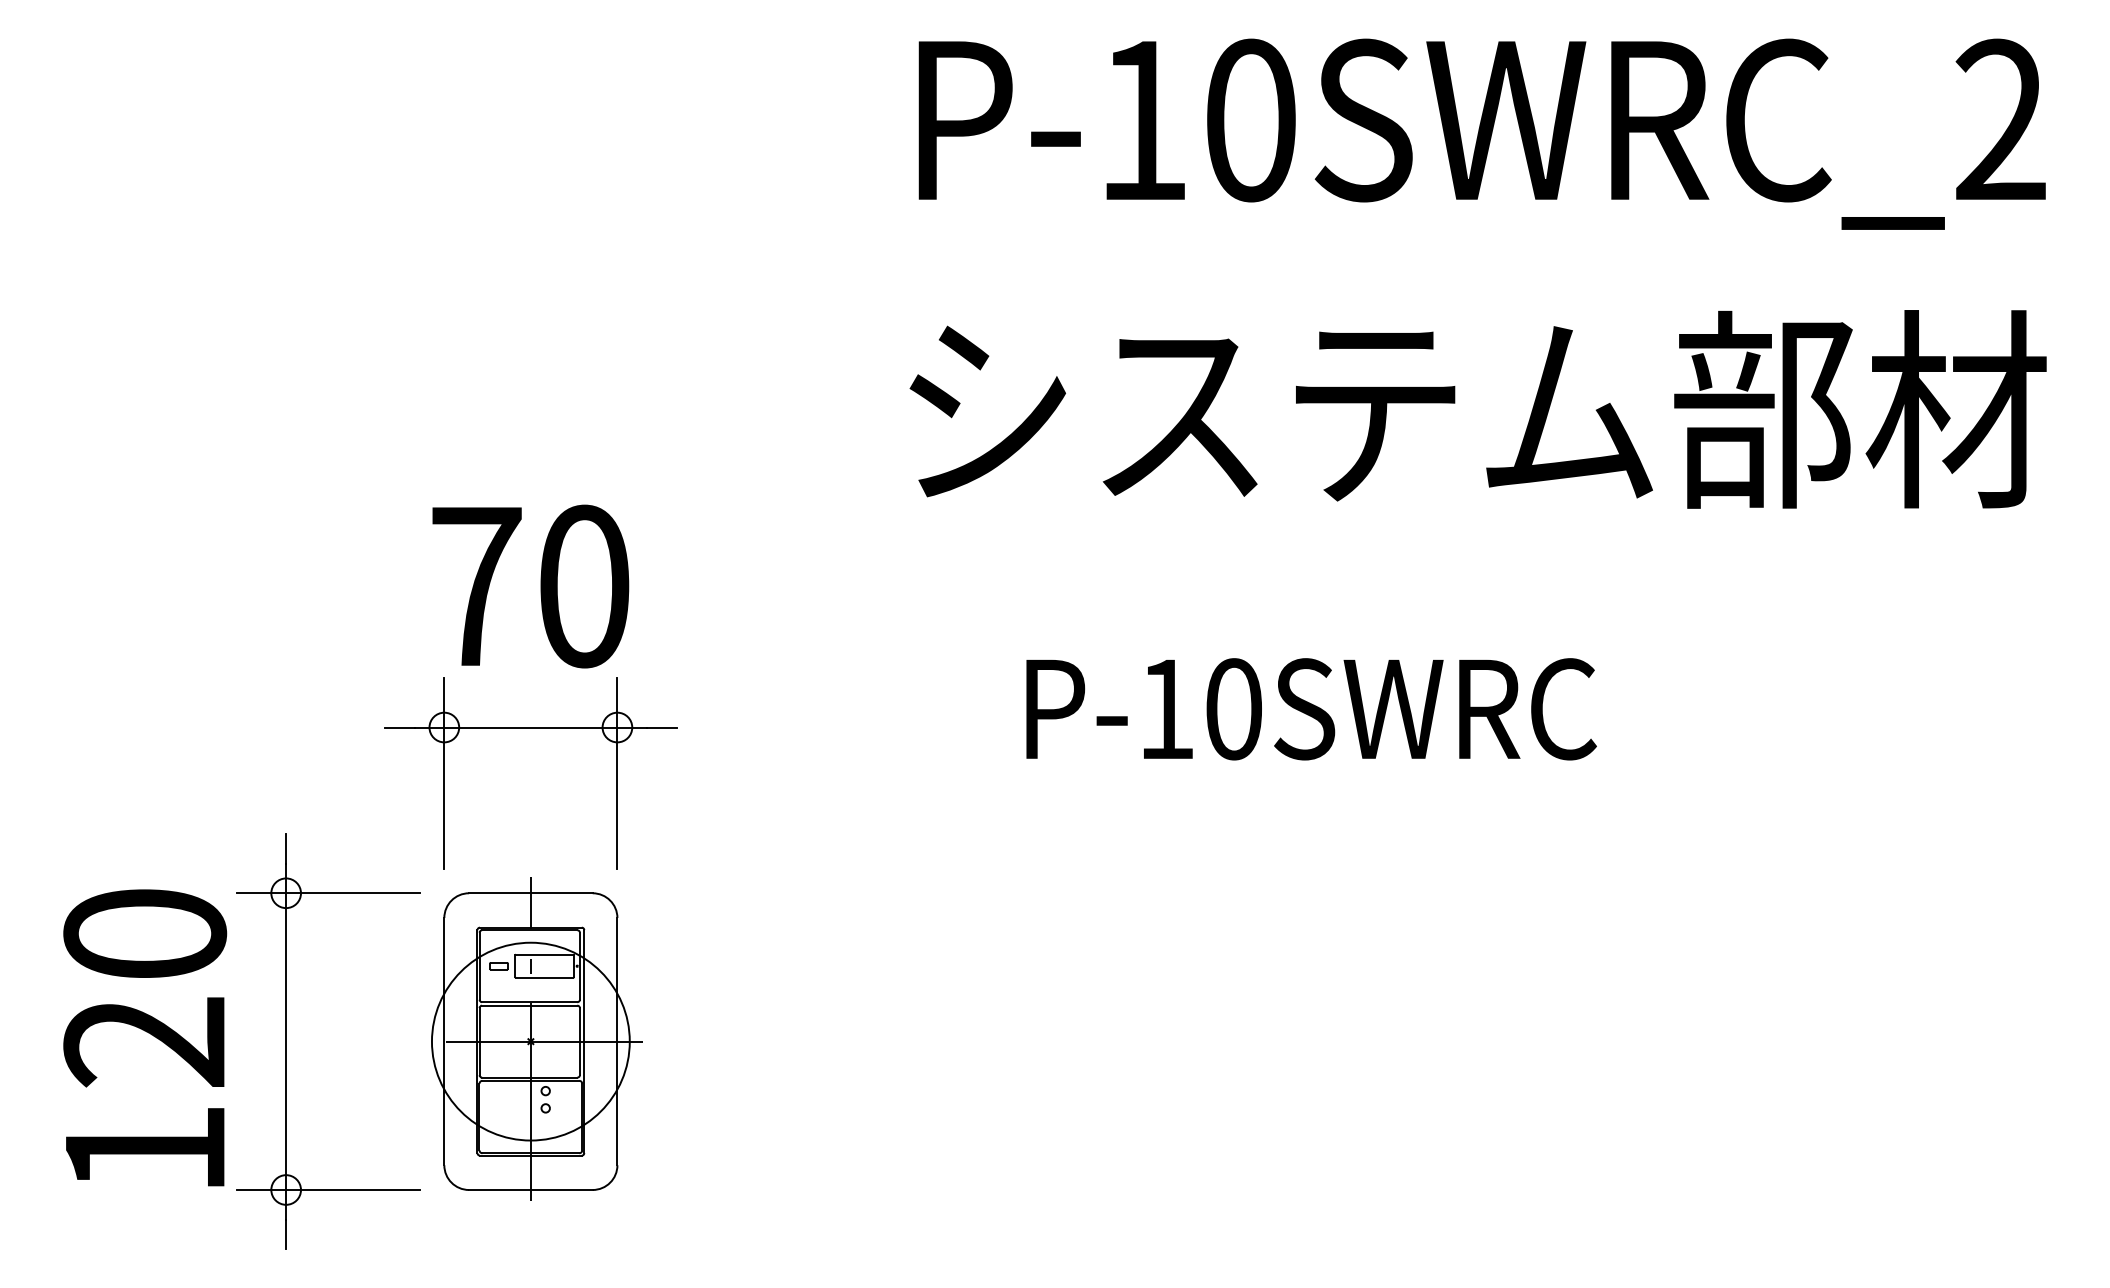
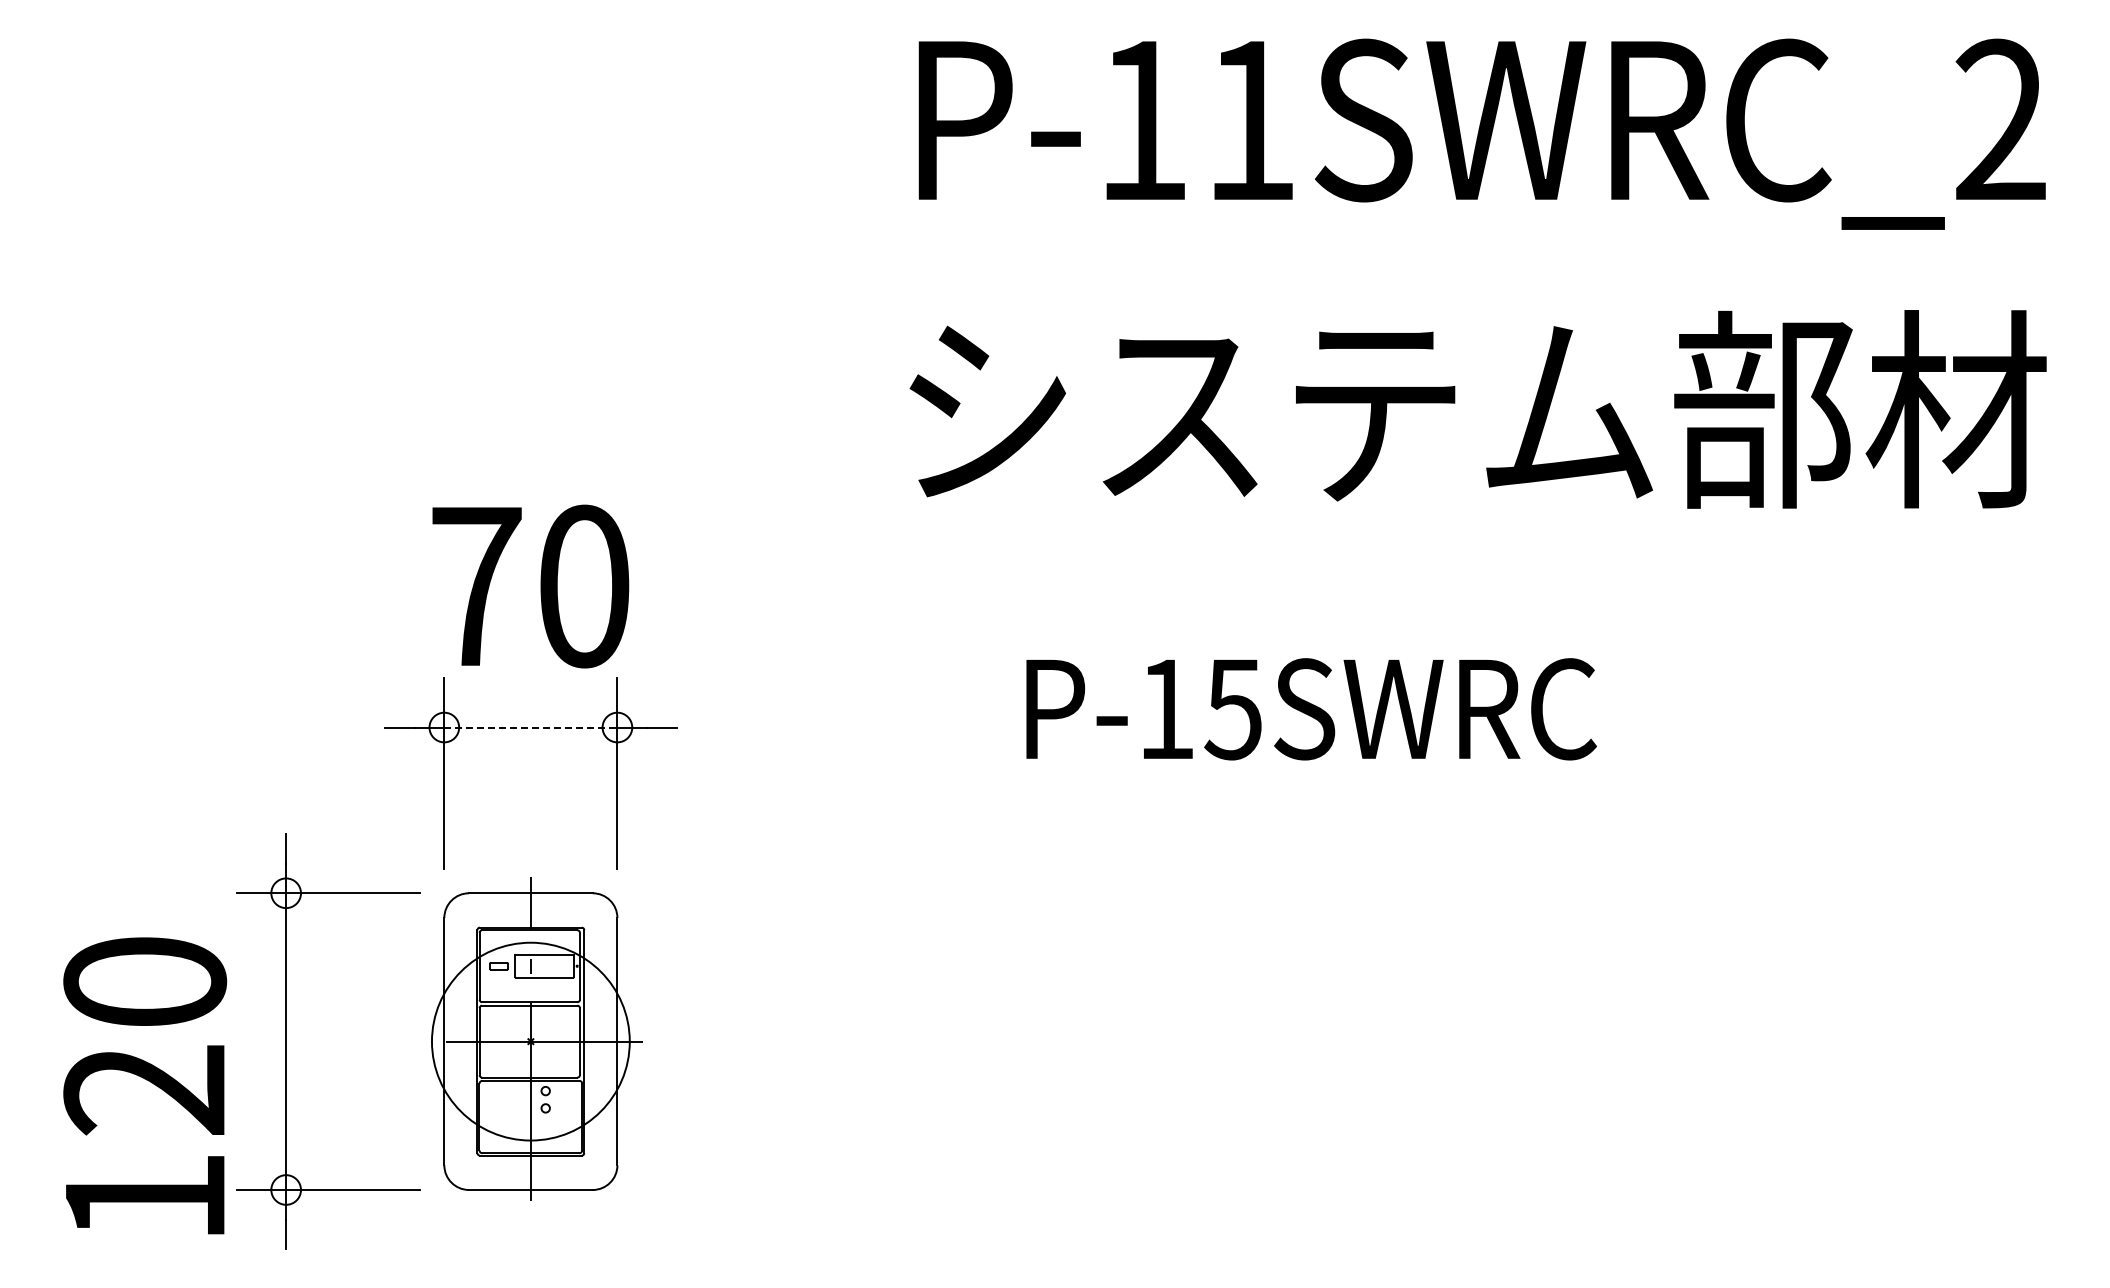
text: P-10SWRC_2 -> P-11SWRC_2 (1251, 120)
text: P-10SWRC -> P-15SWRC (1232, 709)
line: solid -> dashed (530, 727)
text position: (145, 1037) -> (145, 1085) (145, 1085)
